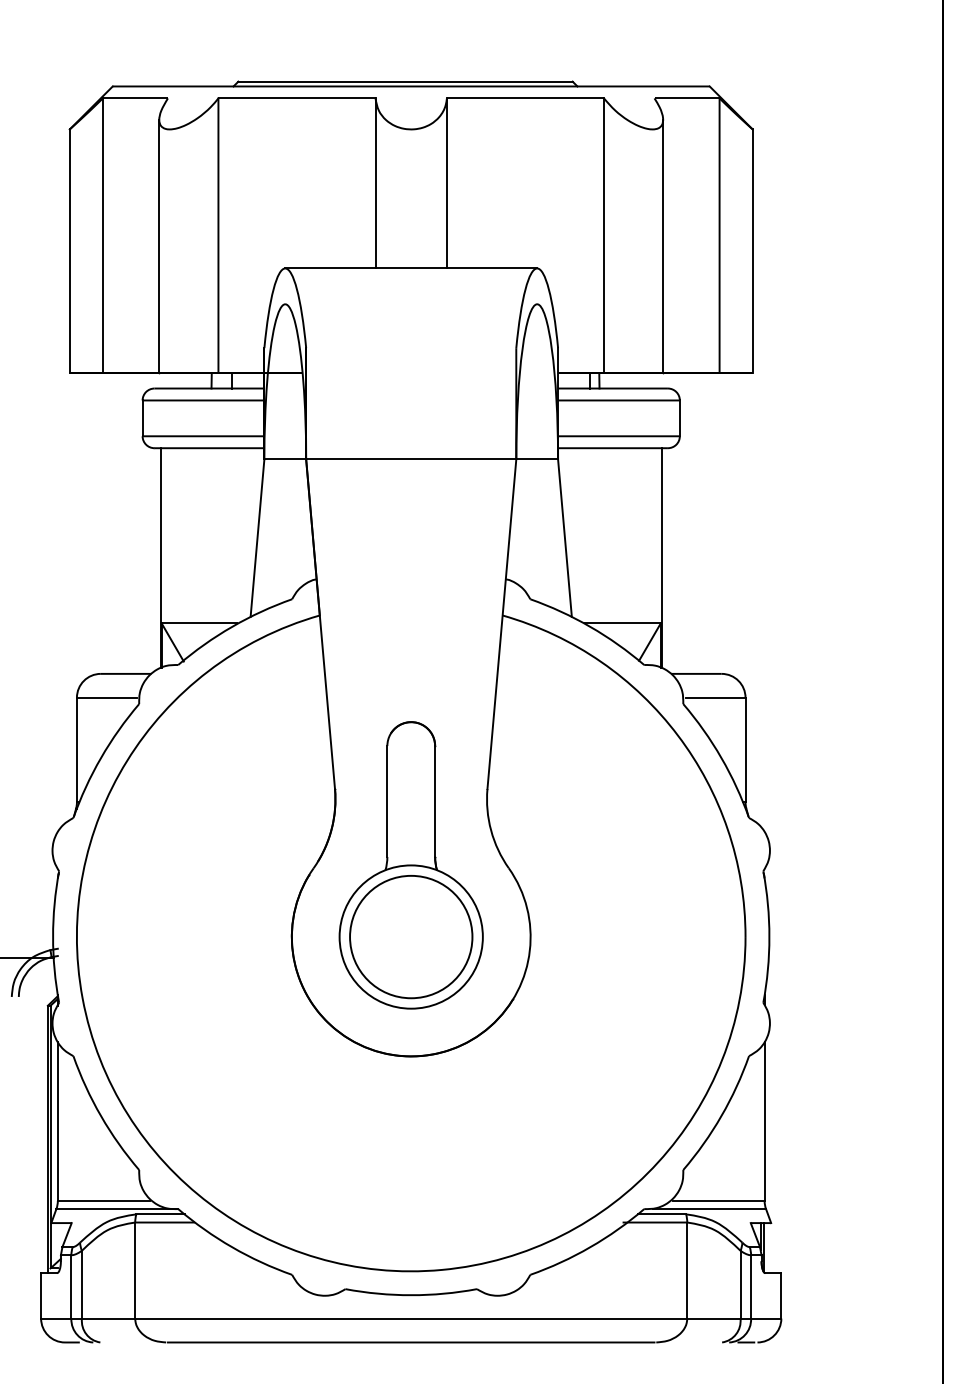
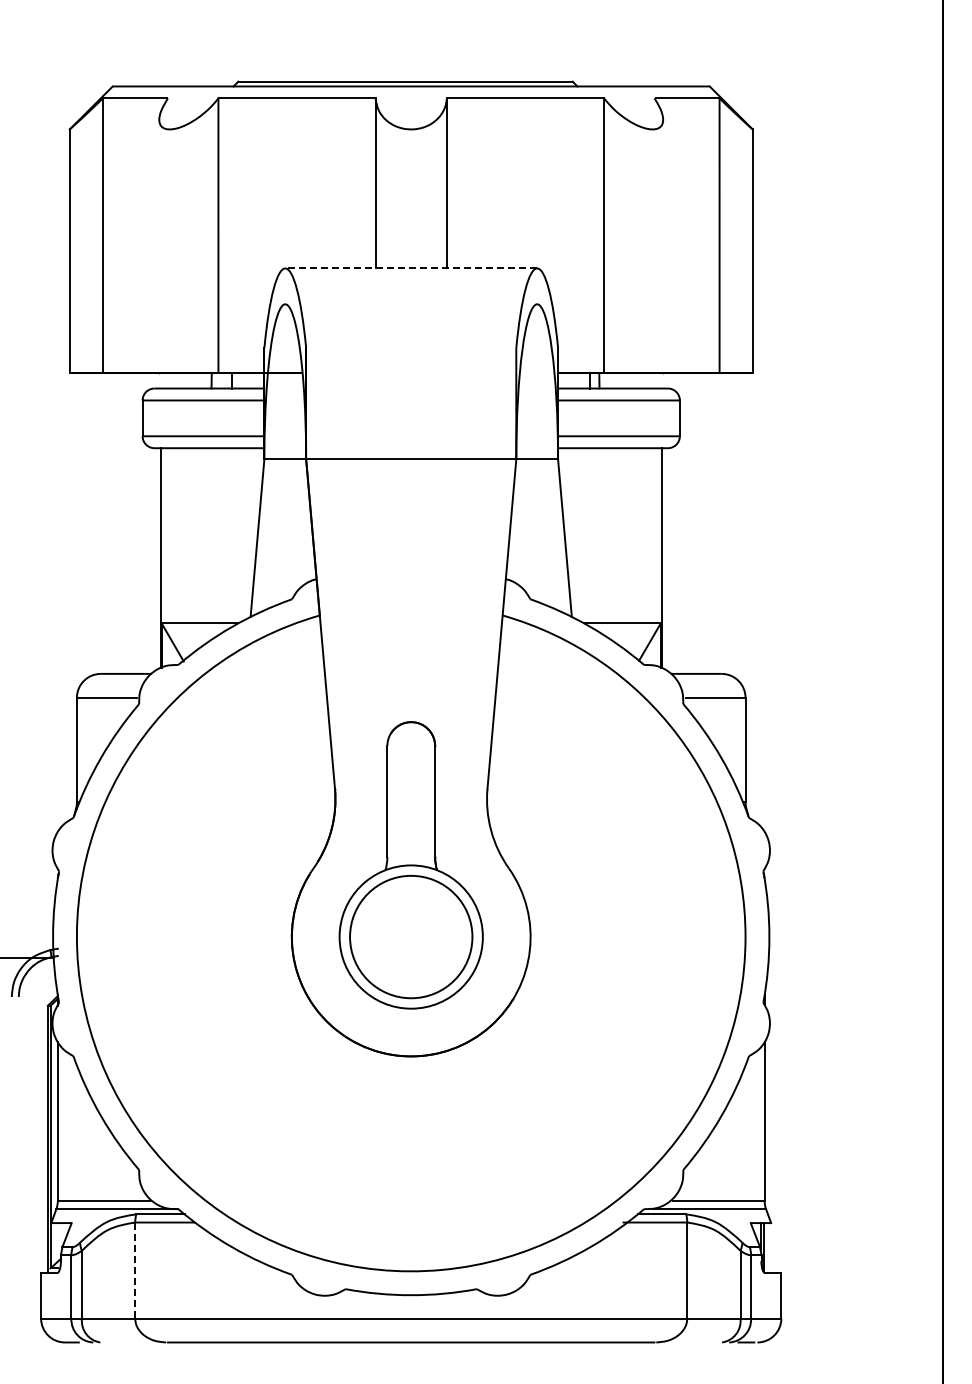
line: present -> none (159, 246)
line: present -> none (663, 246)
line: solid -> dashed (411, 268)
line: solid -> dashed (135, 1271)
